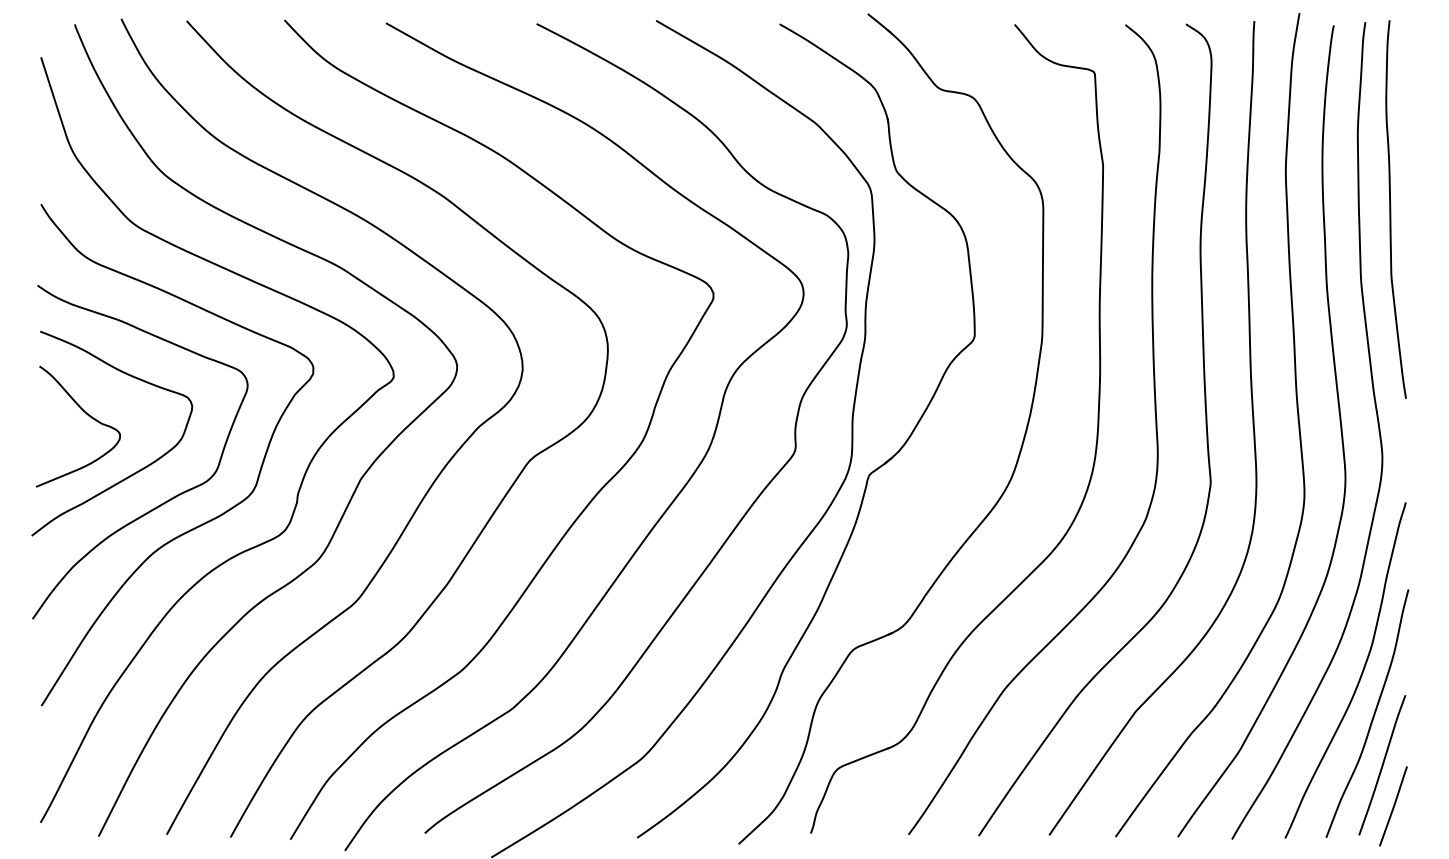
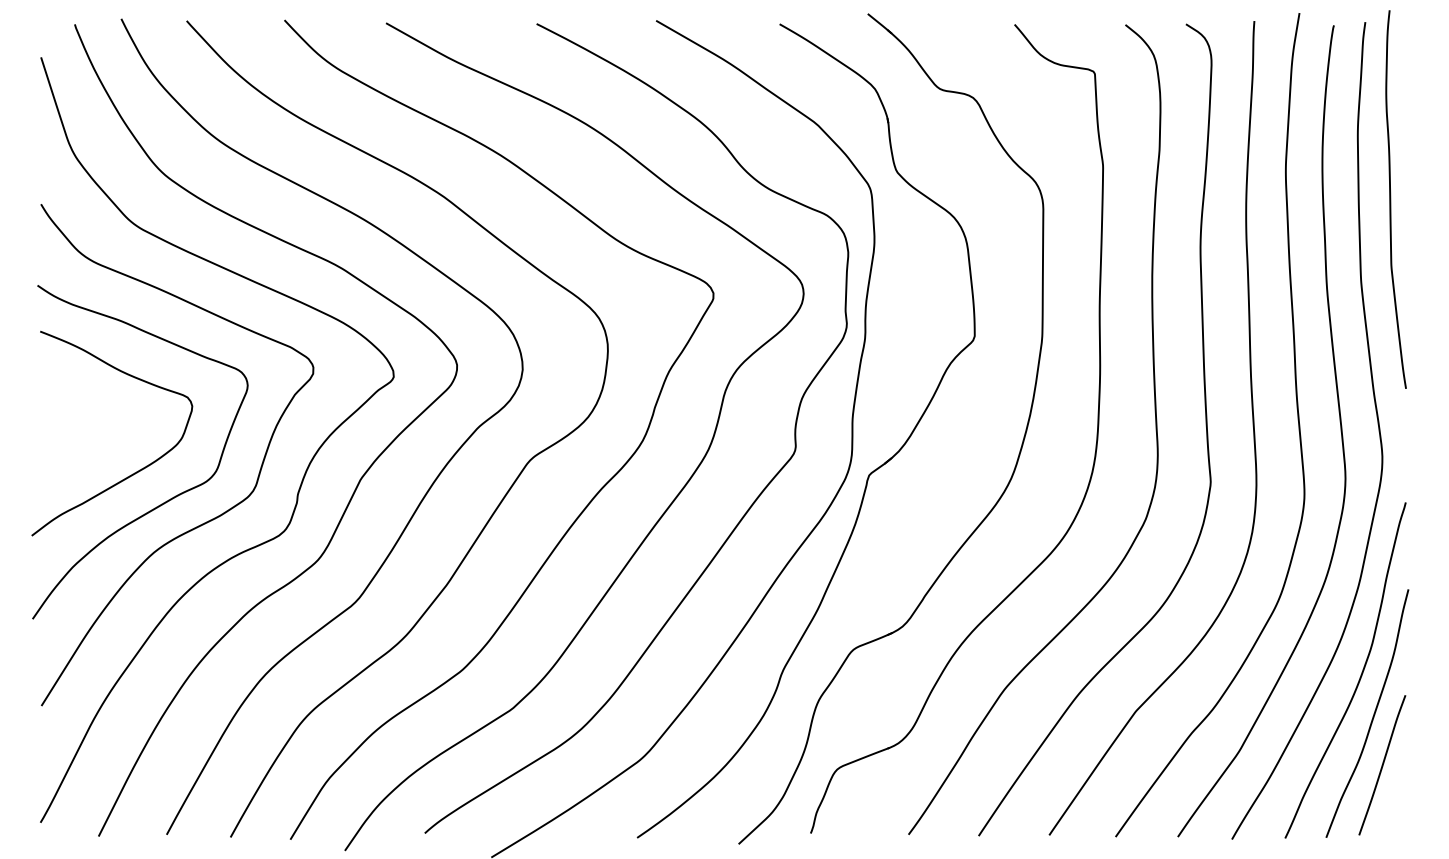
curve position: (1391, 209) -> (1391, 199) (1391, 199)
curve: present -> none (87, 415)
line: present -> none (1393, 806)
